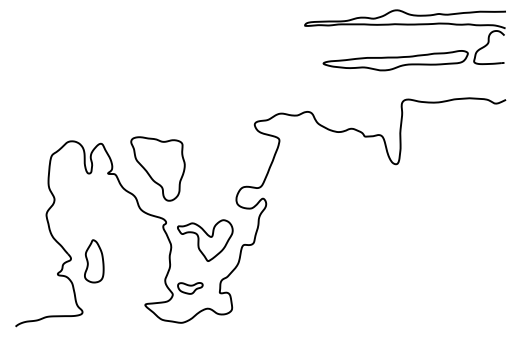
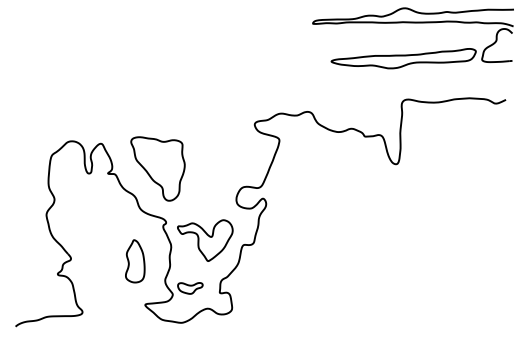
part position: (404, 25) -> (412, 23) (412, 23)
part position: (94, 261) -> (135, 261) (135, 261)
